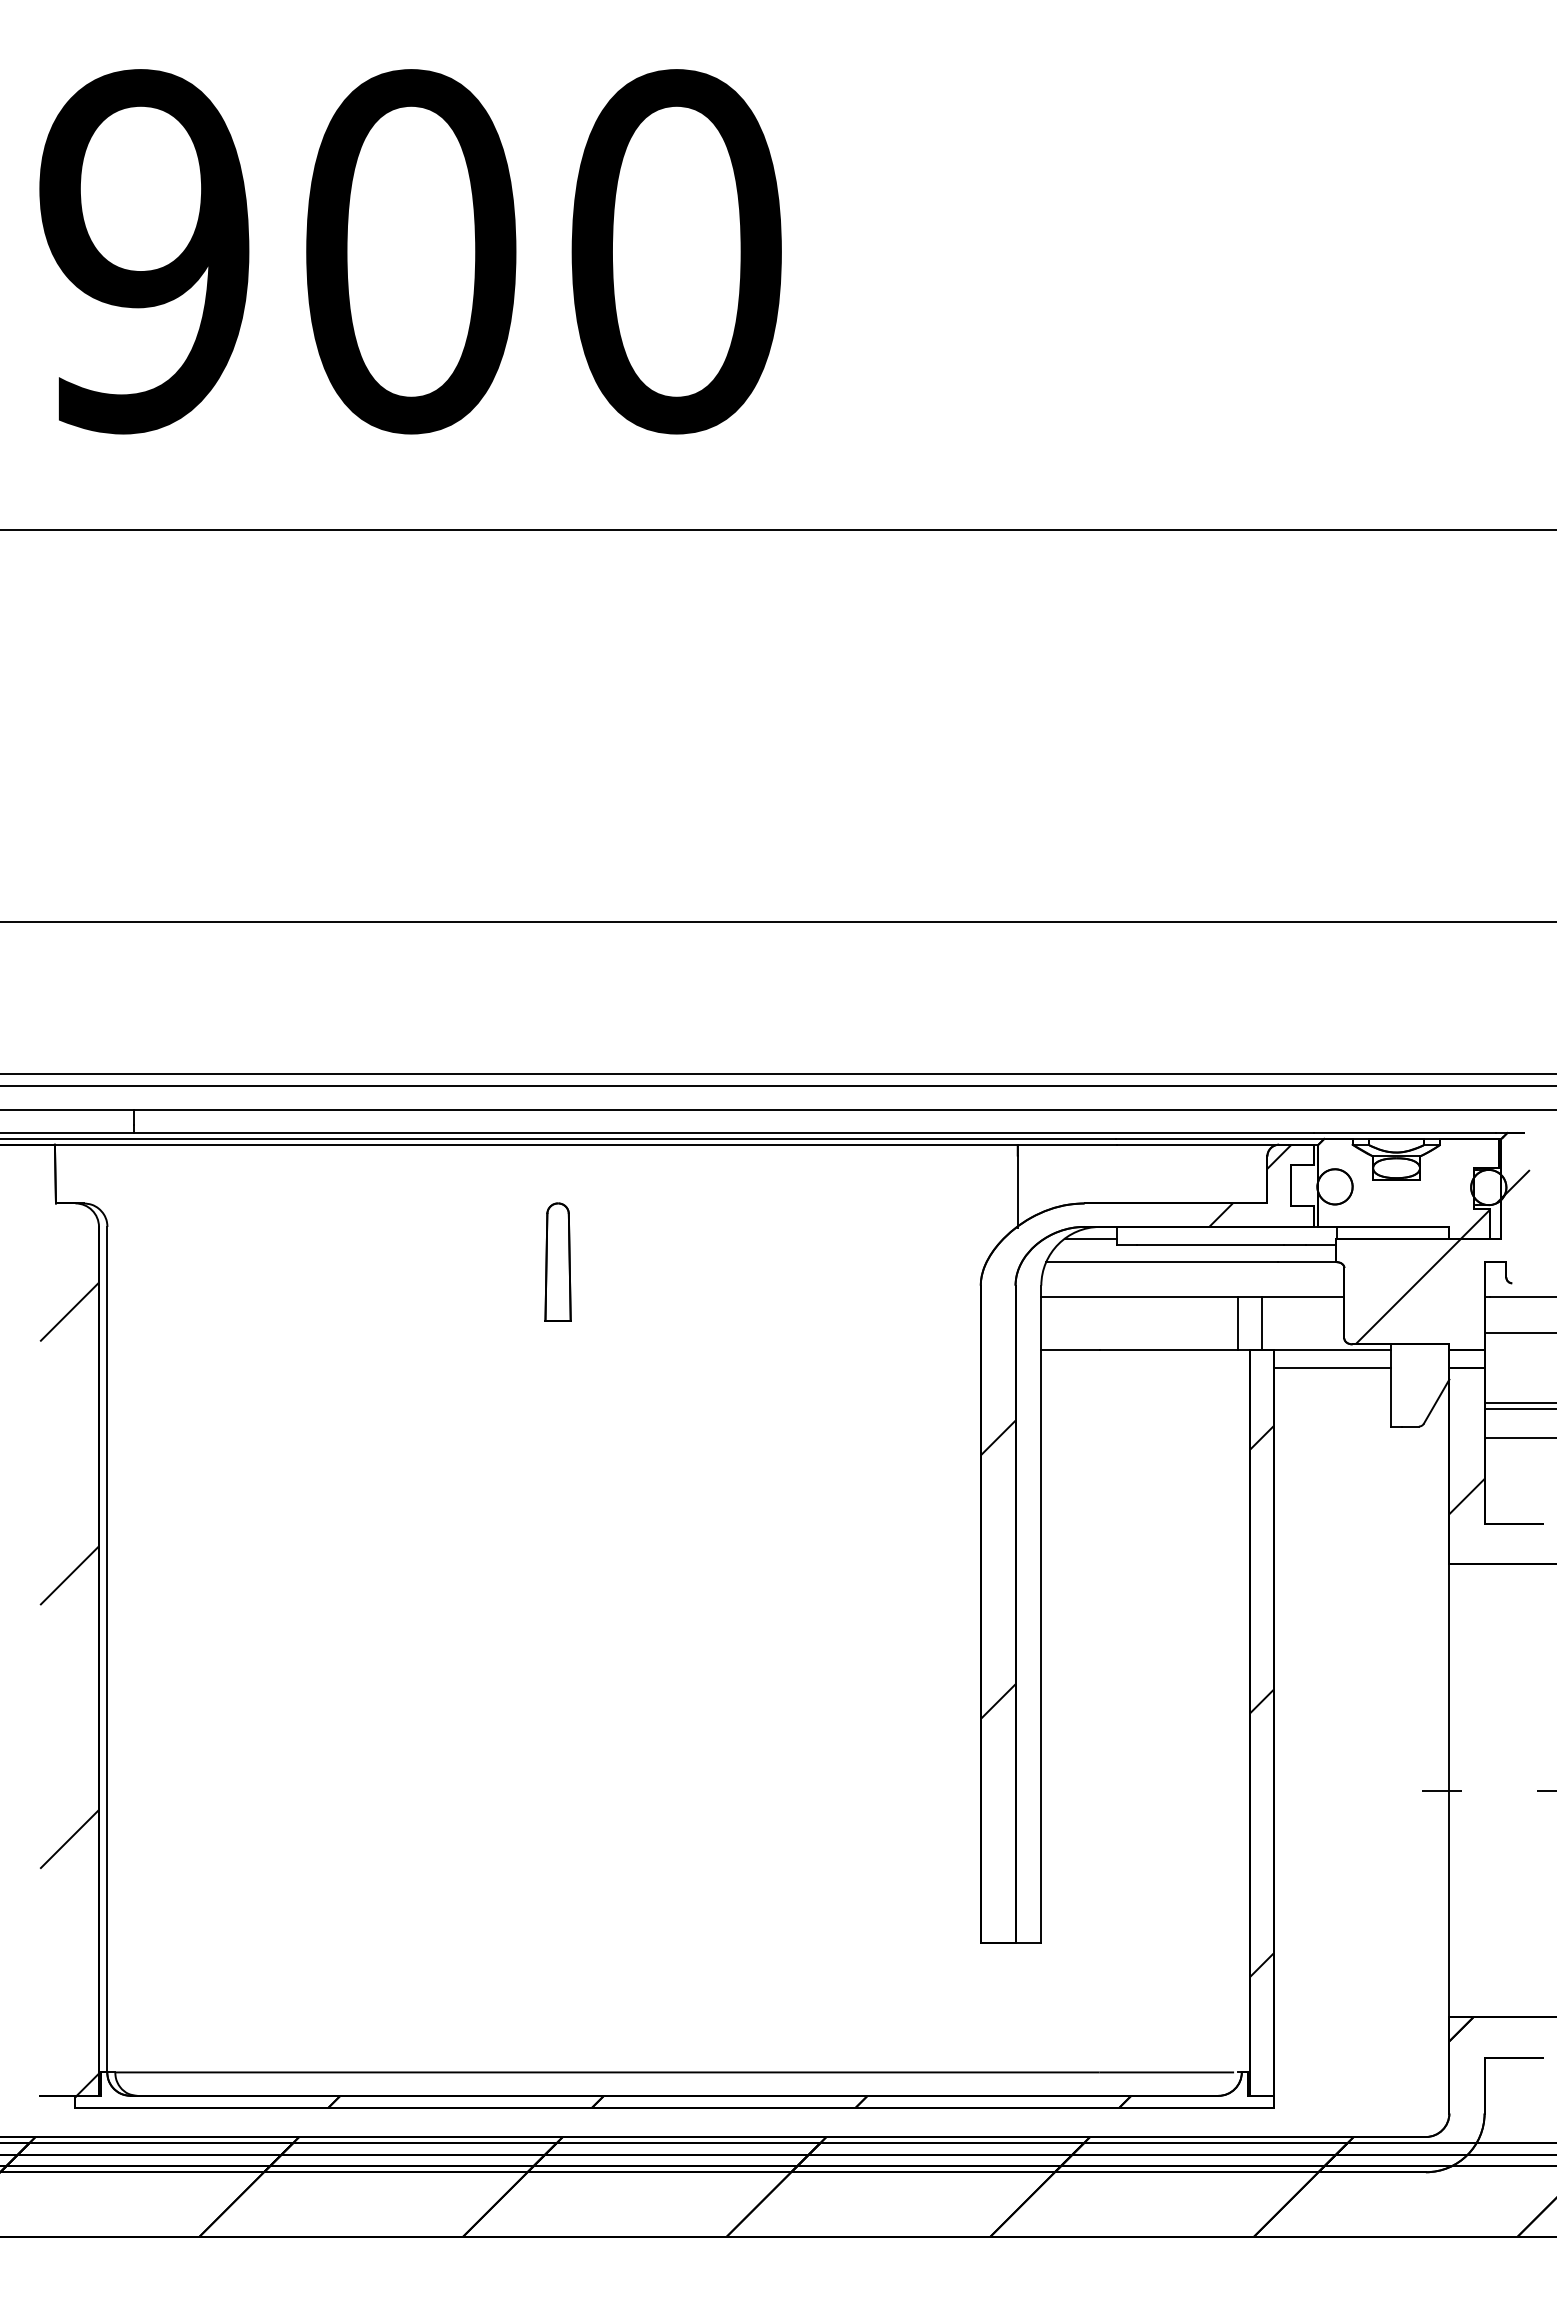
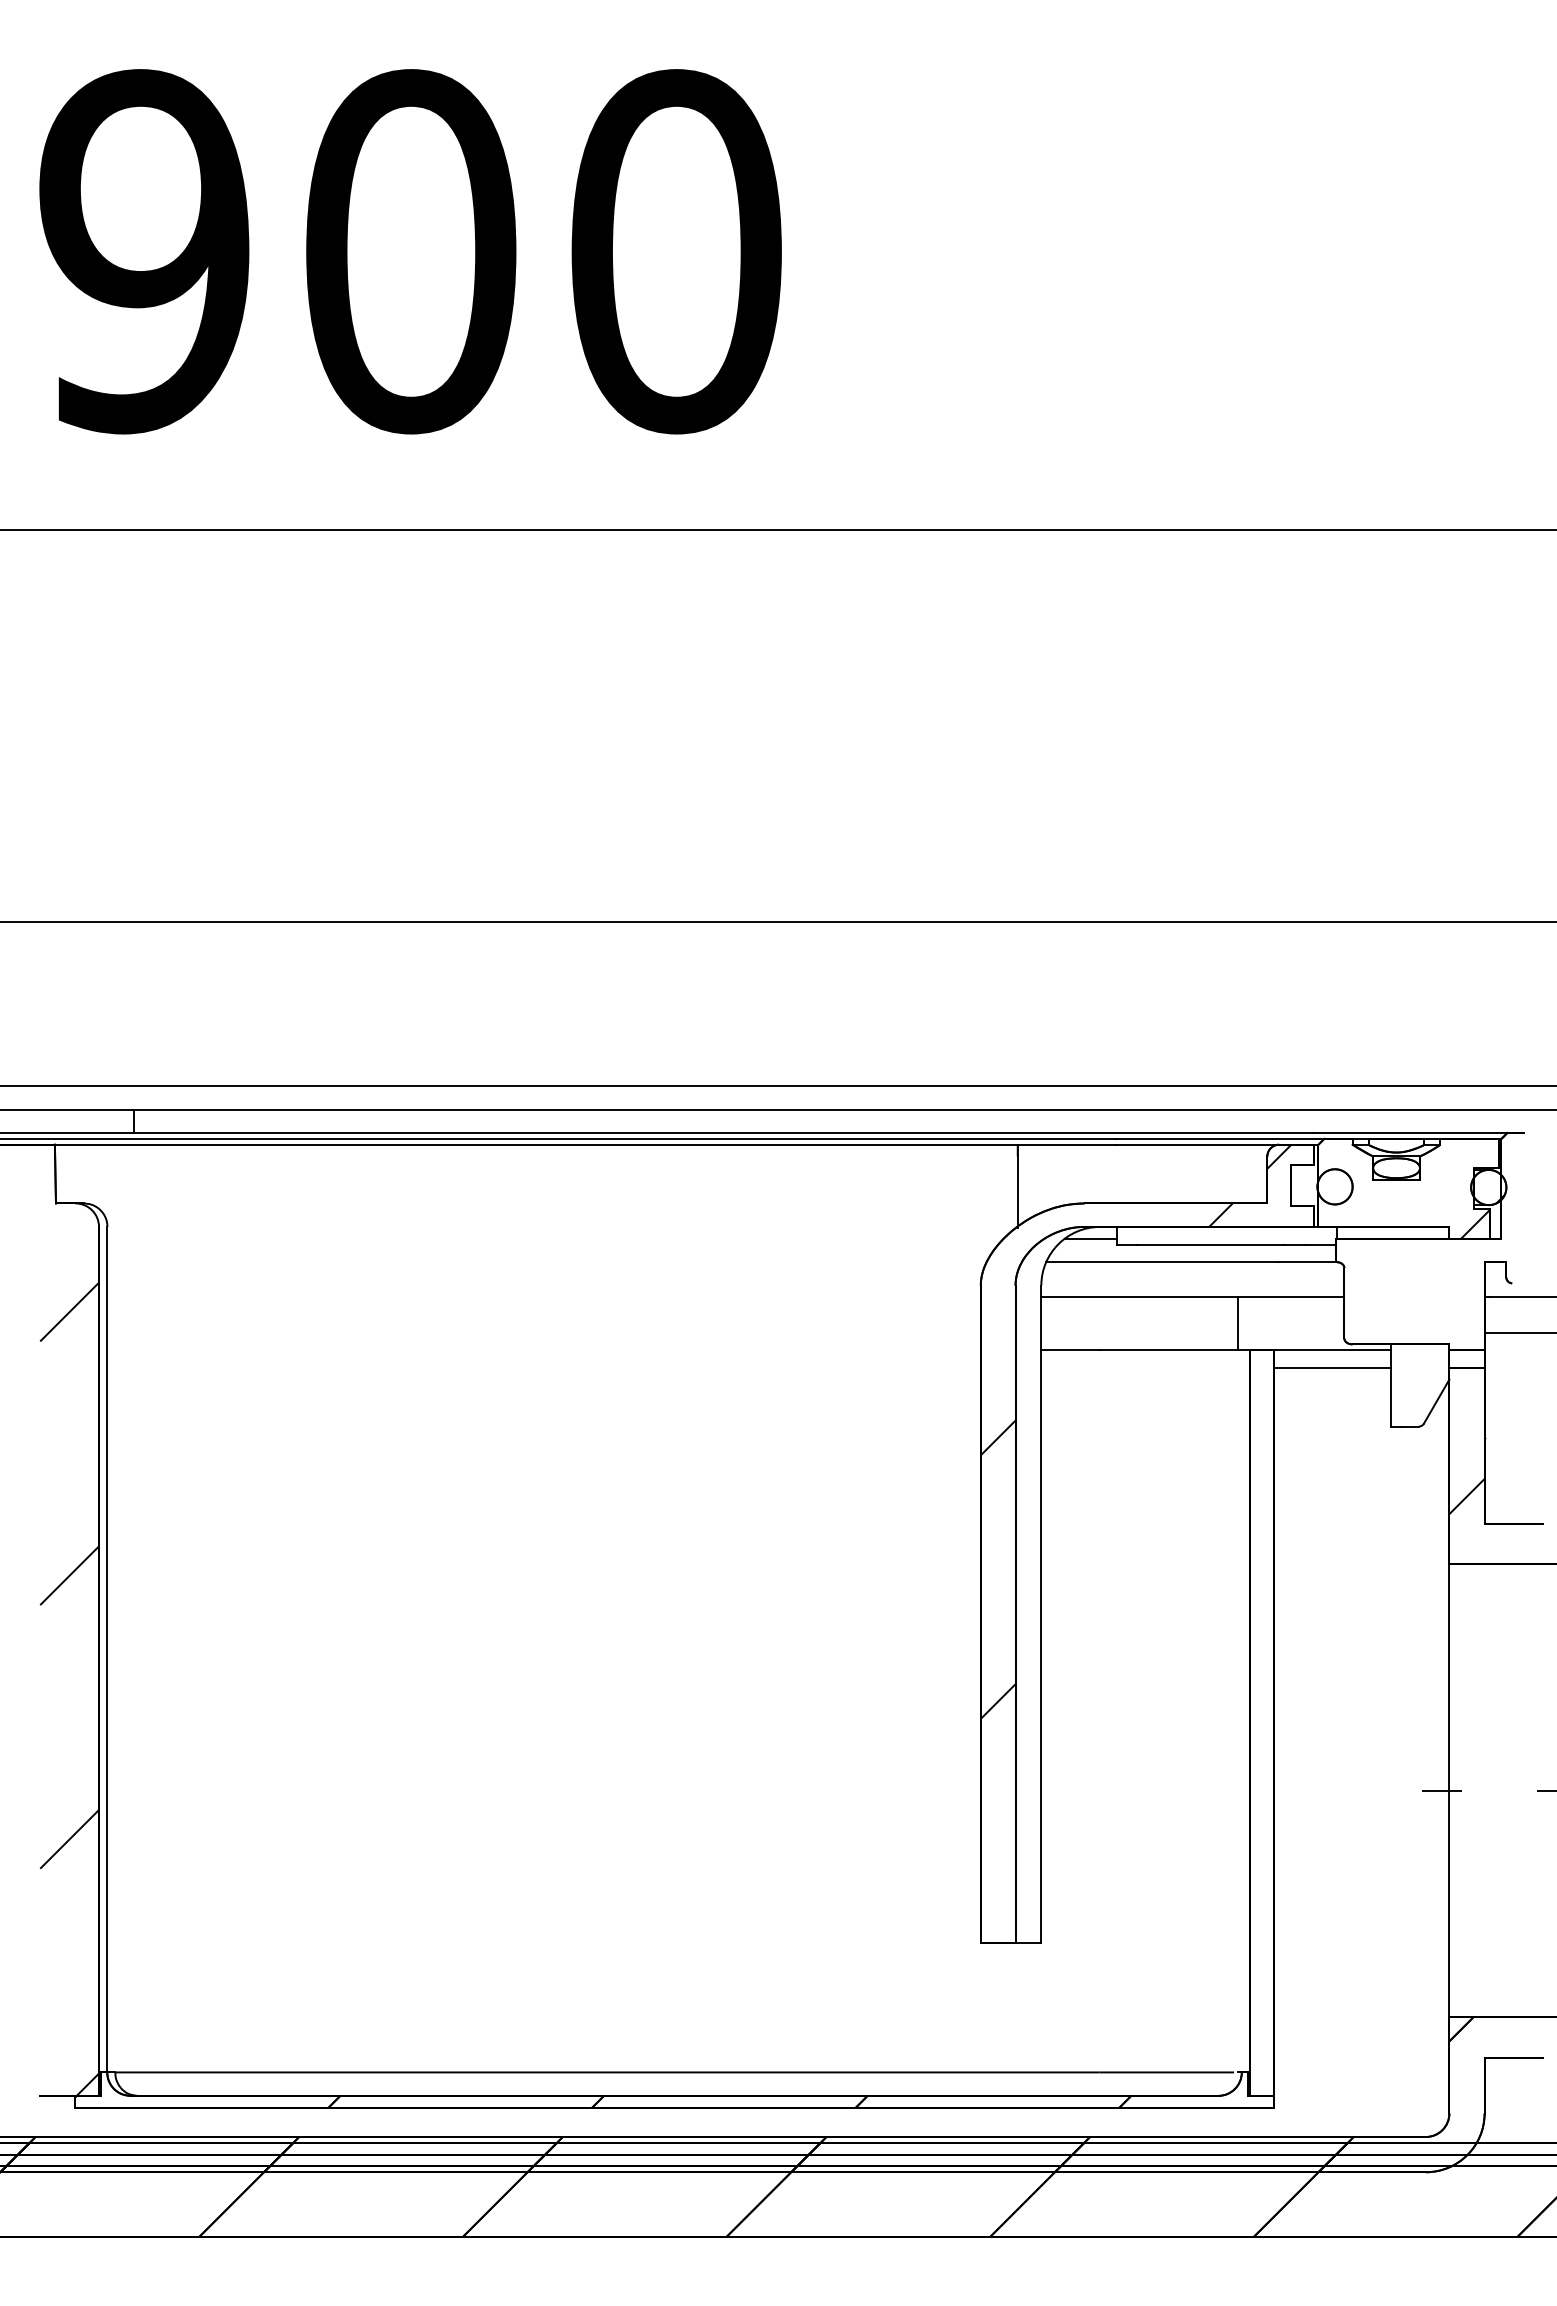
line: present -> none (777, 1074)
hatch: present -> none (1442, 1257)
part: present -> none (557, 1261)
line: present -> none (1261, 1323)
line: present -> none (1518, 1403)
line: present -> none (1518, 1408)
line: present -> none (1518, 1438)
hatch: present -> none (1261, 1701)
